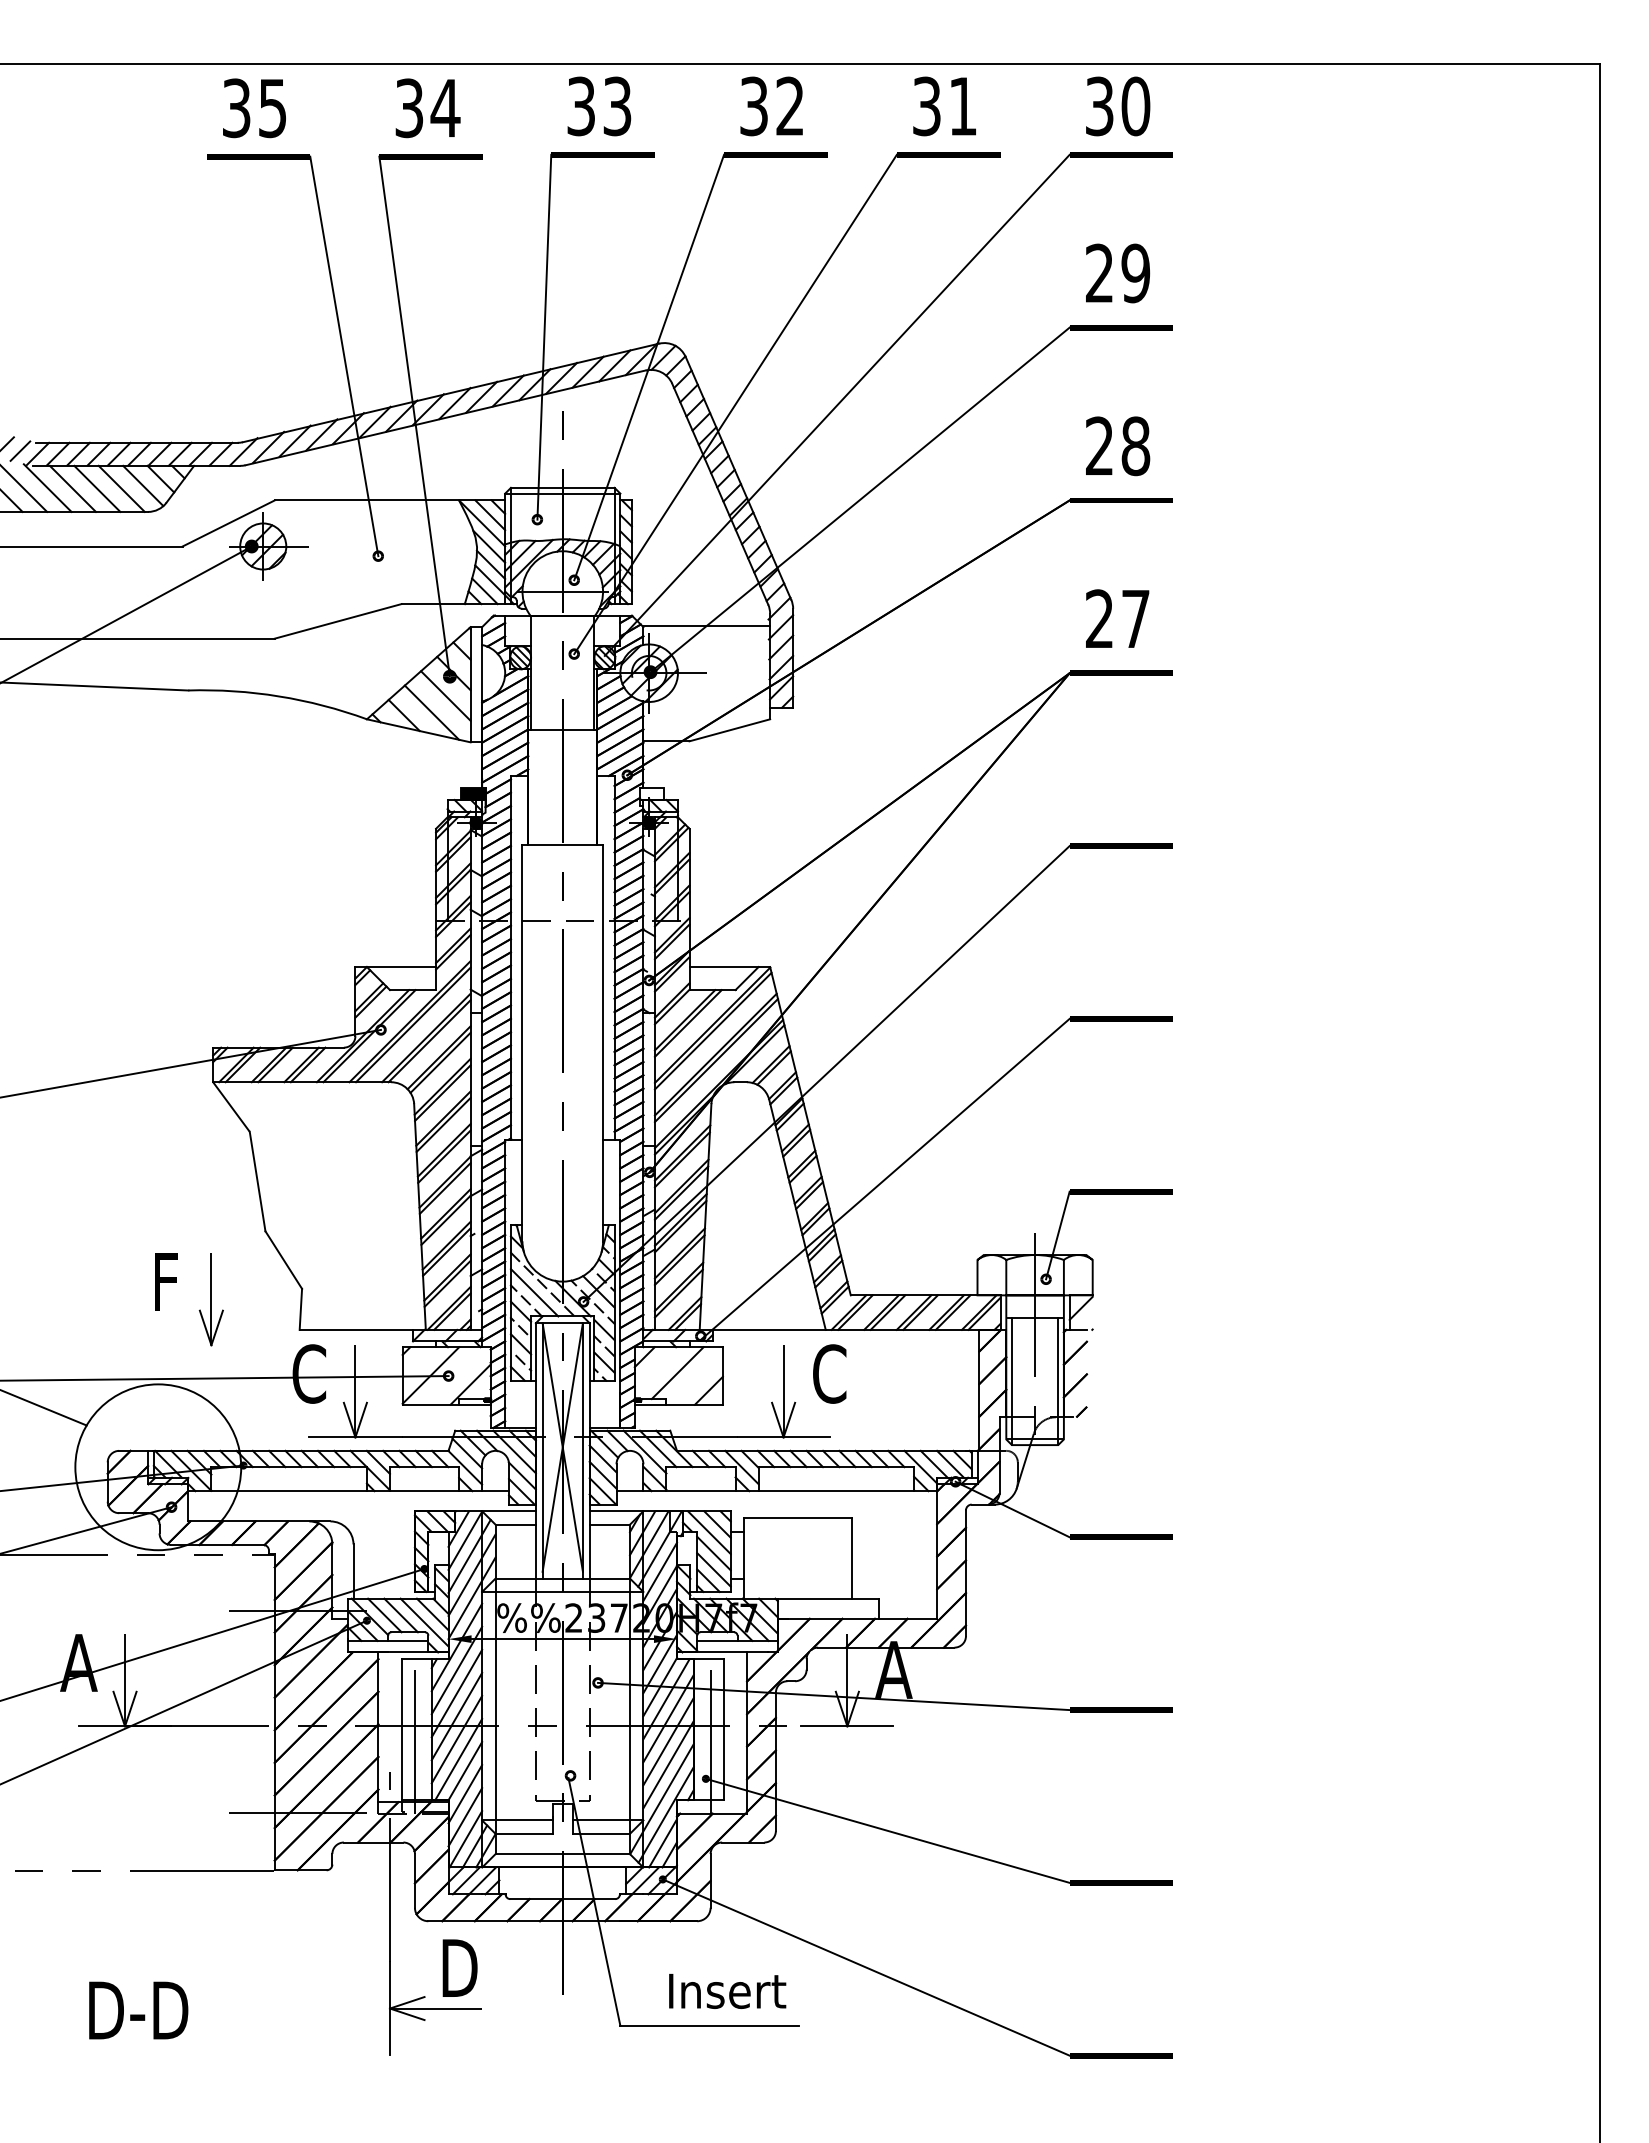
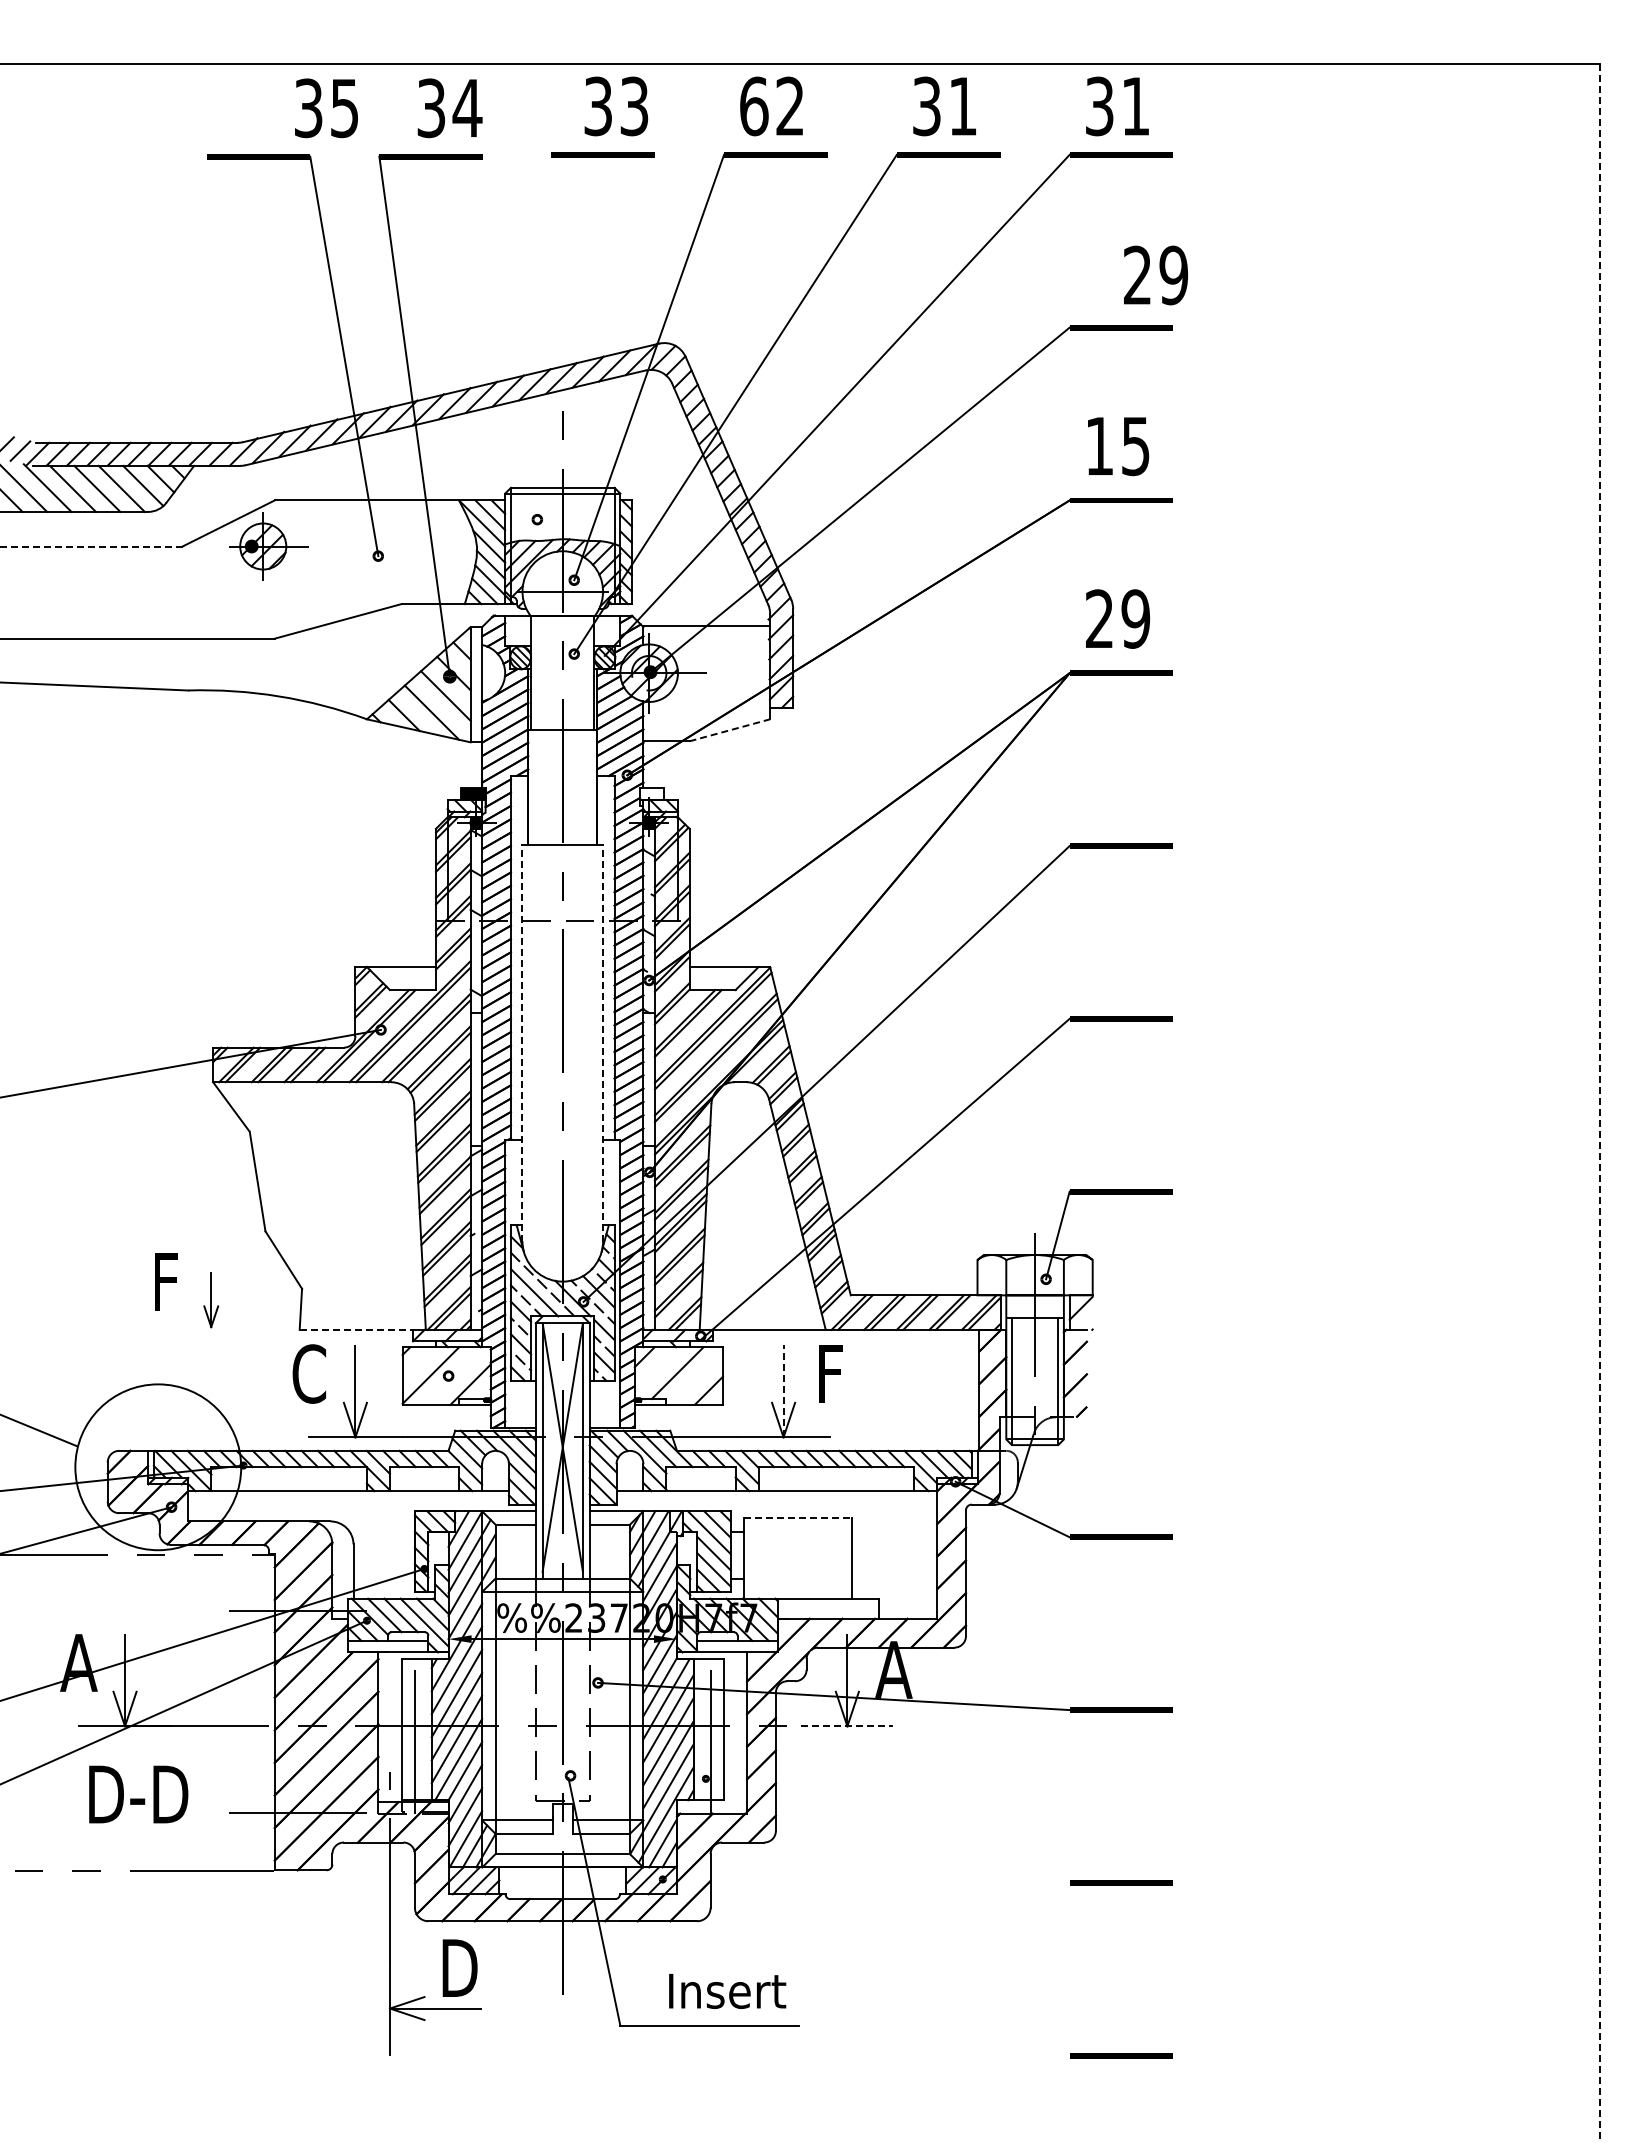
text position: (599, 106) -> (616, 106) (616, 106)
text: 32 -> 62 (754, 106)
text: 30 -> 31 (1135, 106)
text position: (254, 108) -> (326, 108) (326, 108)
text position: (427, 108) -> (449, 108) (449, 108)
text position: (1118, 273) -> (1156, 275) (1156, 275)
line: present -> none (544, 336)
text: 28 -> 15 (1118, 446)
line: solid -> dashed (91, 546)
line: present -> none (126, 614)
text: 27 -> 29 (1135, 618)
line: solid -> dashed (729, 730)
line: solid -> dashed (522, 1043)
line: solid -> dashed (603, 1043)
line: solid -> dashed (1599, 1103)
part size: 26x94 px -> 17x57 px (211, 1300)
line: solid -> dashed (356, 1329)
text: C -> F (829, 1373)
line: present -> none (225, 1378)
line: solid -> dashed (783, 1390)
line position: (44, 1407) -> (39, 1430) (39, 1430)
line: solid -> dashed (797, 1518)
line: solid -> dashed (847, 1726)
line: present -> none (887, 1830)
line: present -> none (865, 1967)
text position: (138, 2010) -> (138, 1794) (138, 1794)
